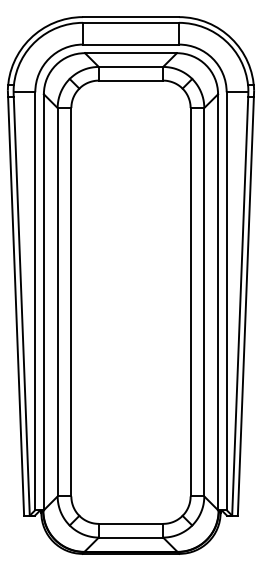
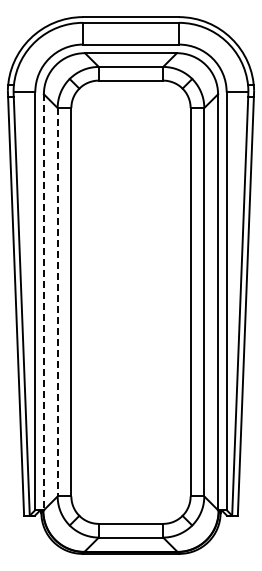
line: solid -> dashed (43, 302)
line: solid -> dashed (57, 302)
